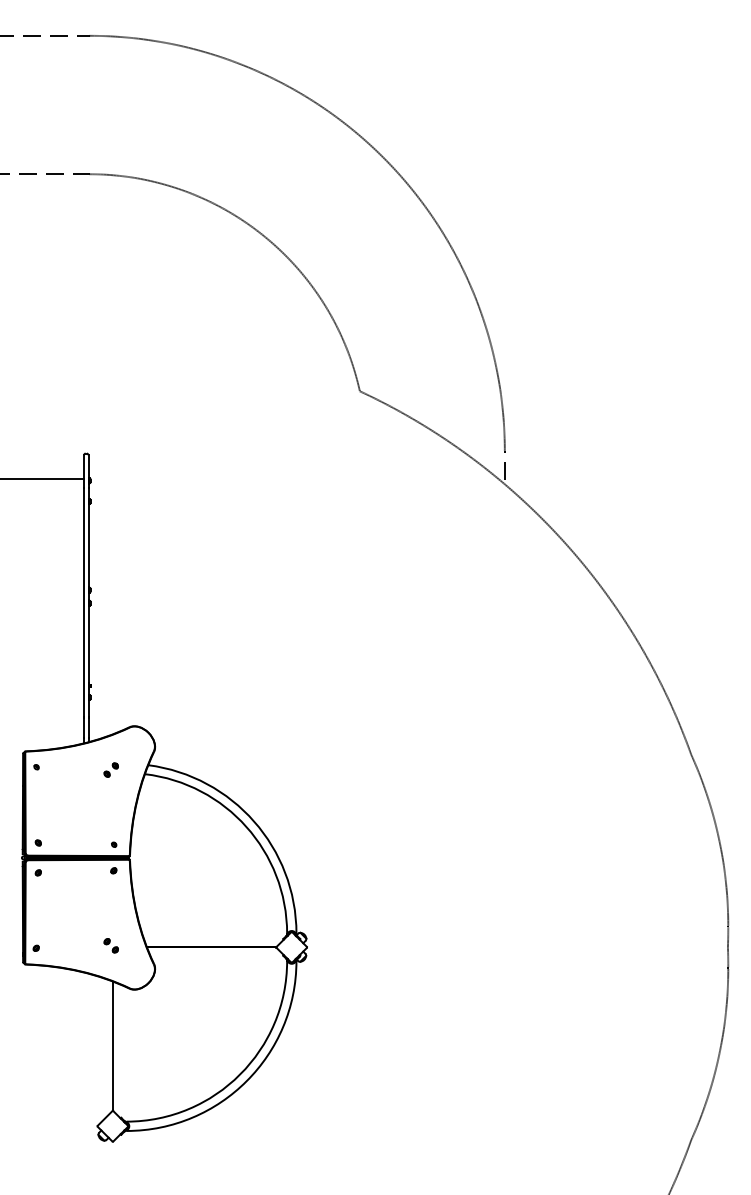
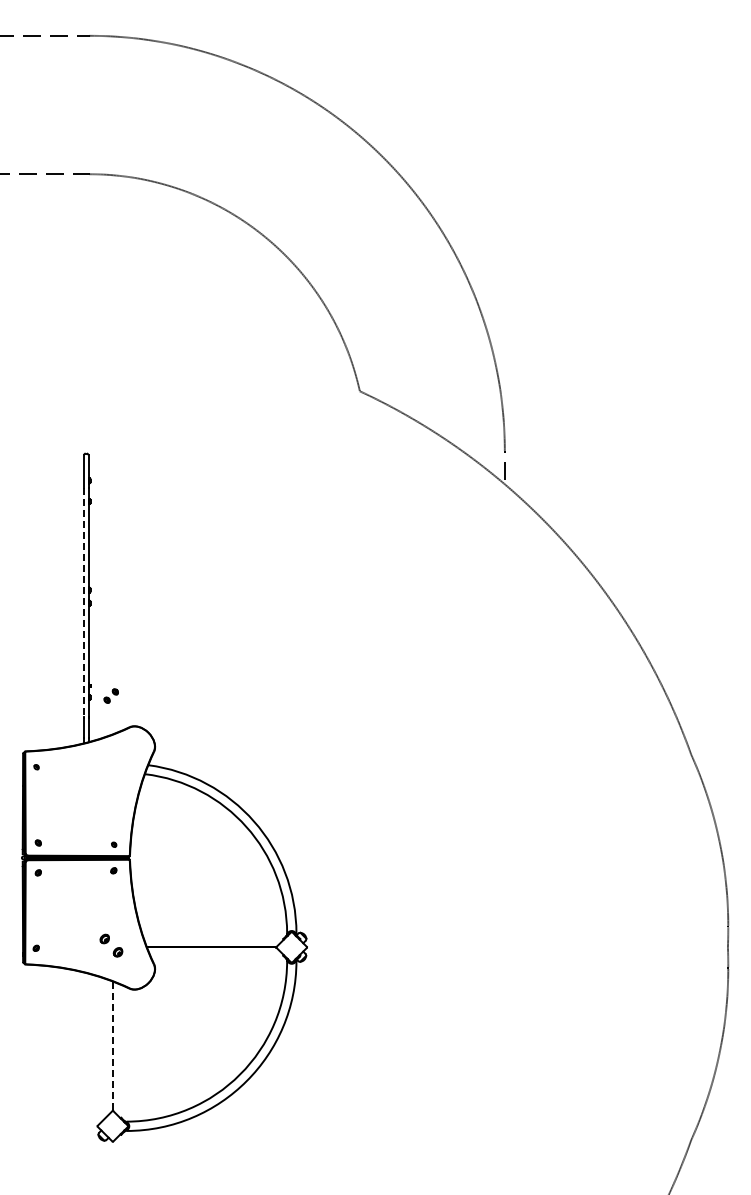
line: present -> none (43, 478)
line: solid -> dashed (84, 602)
part position: (110, 769) -> (110, 695) (110, 695)
part size: 16x16 px -> 25x25 px (111, 945)
line: solid -> dashed (112, 1046)
